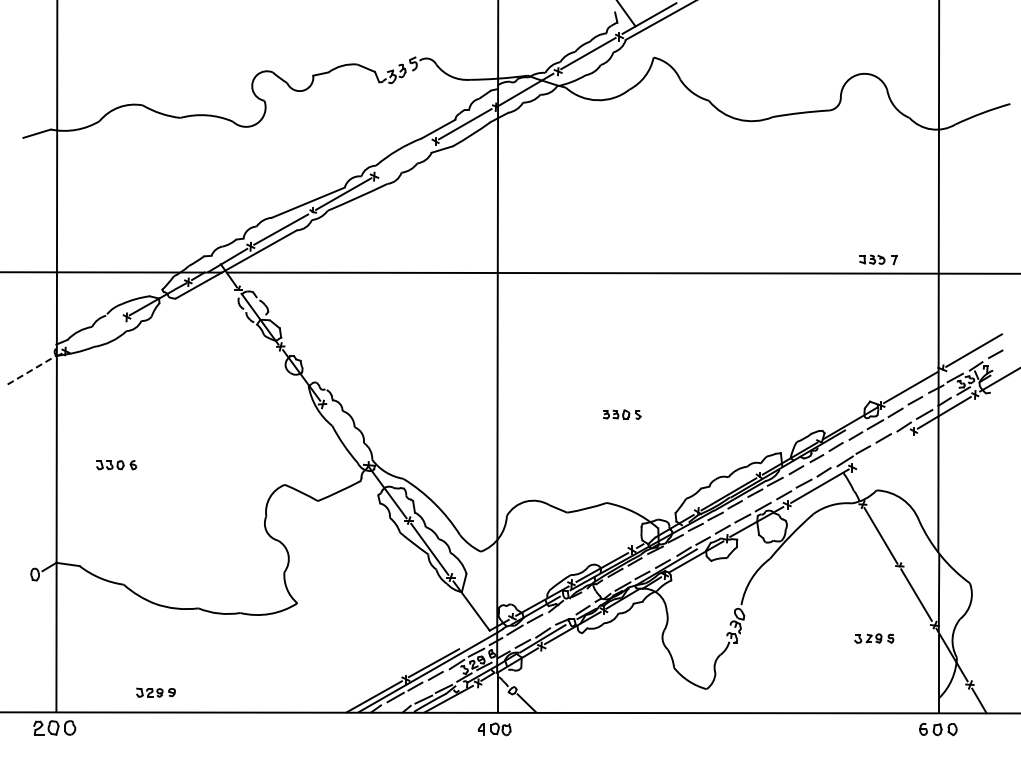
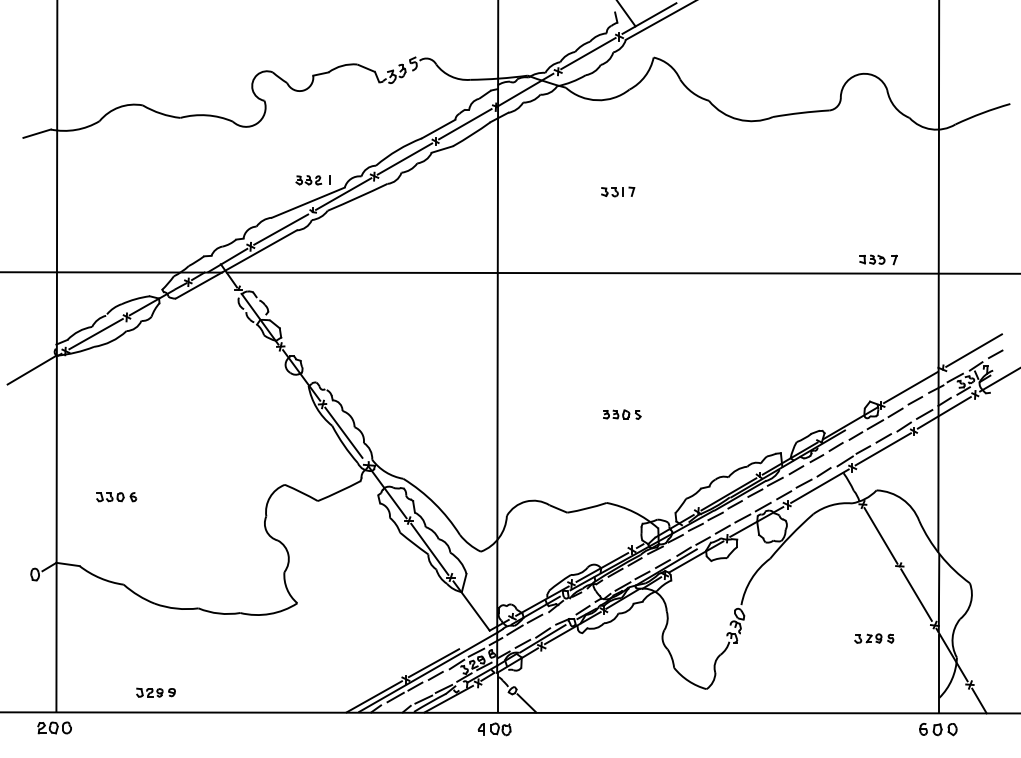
line: none -> present (404, 158)
part: none -> present (312, 180)
part: none -> present (618, 191)
line: none -> present (95, 334)
line: dashed -> solid (32, 369)
line: none -> present (343, 432)
line: none -> present (882, 449)
part position: (116, 465) -> (116, 497) (116, 497)
part size: 44x16 px -> 35x14 px (54, 727)
